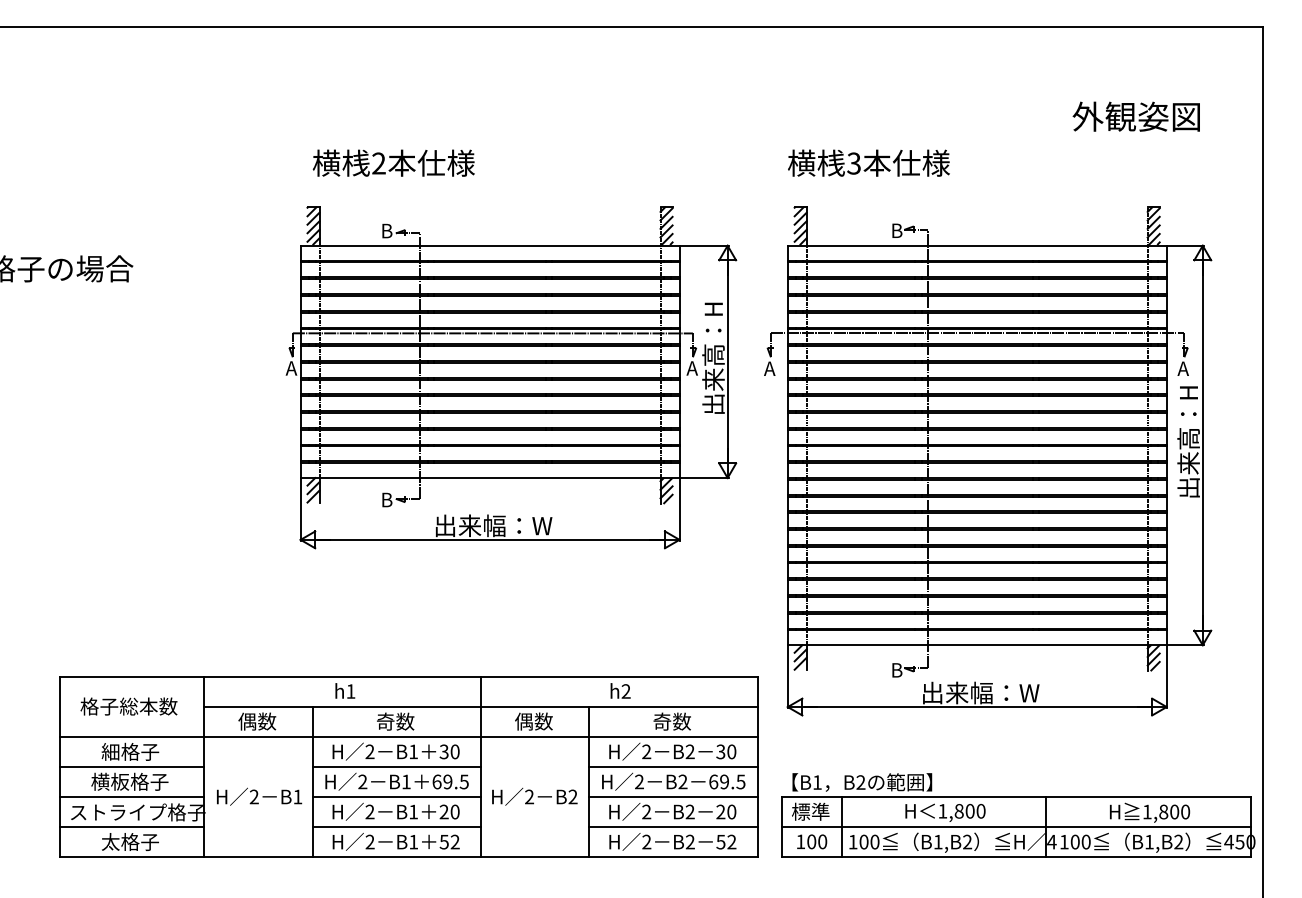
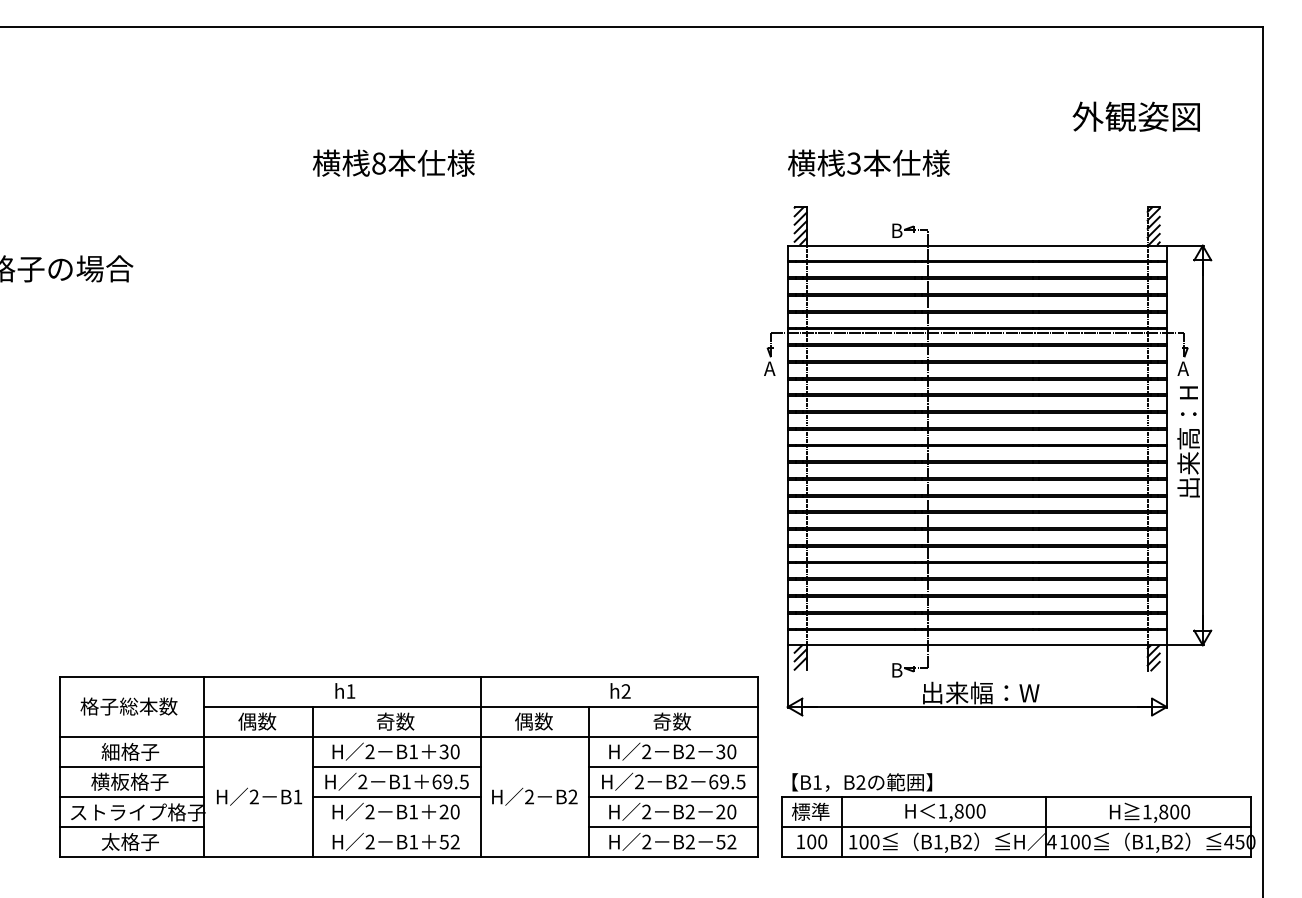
text: 2 -> 8 (378, 163)
part: present -> none (511, 377)
line: present -> none (396, 826)
